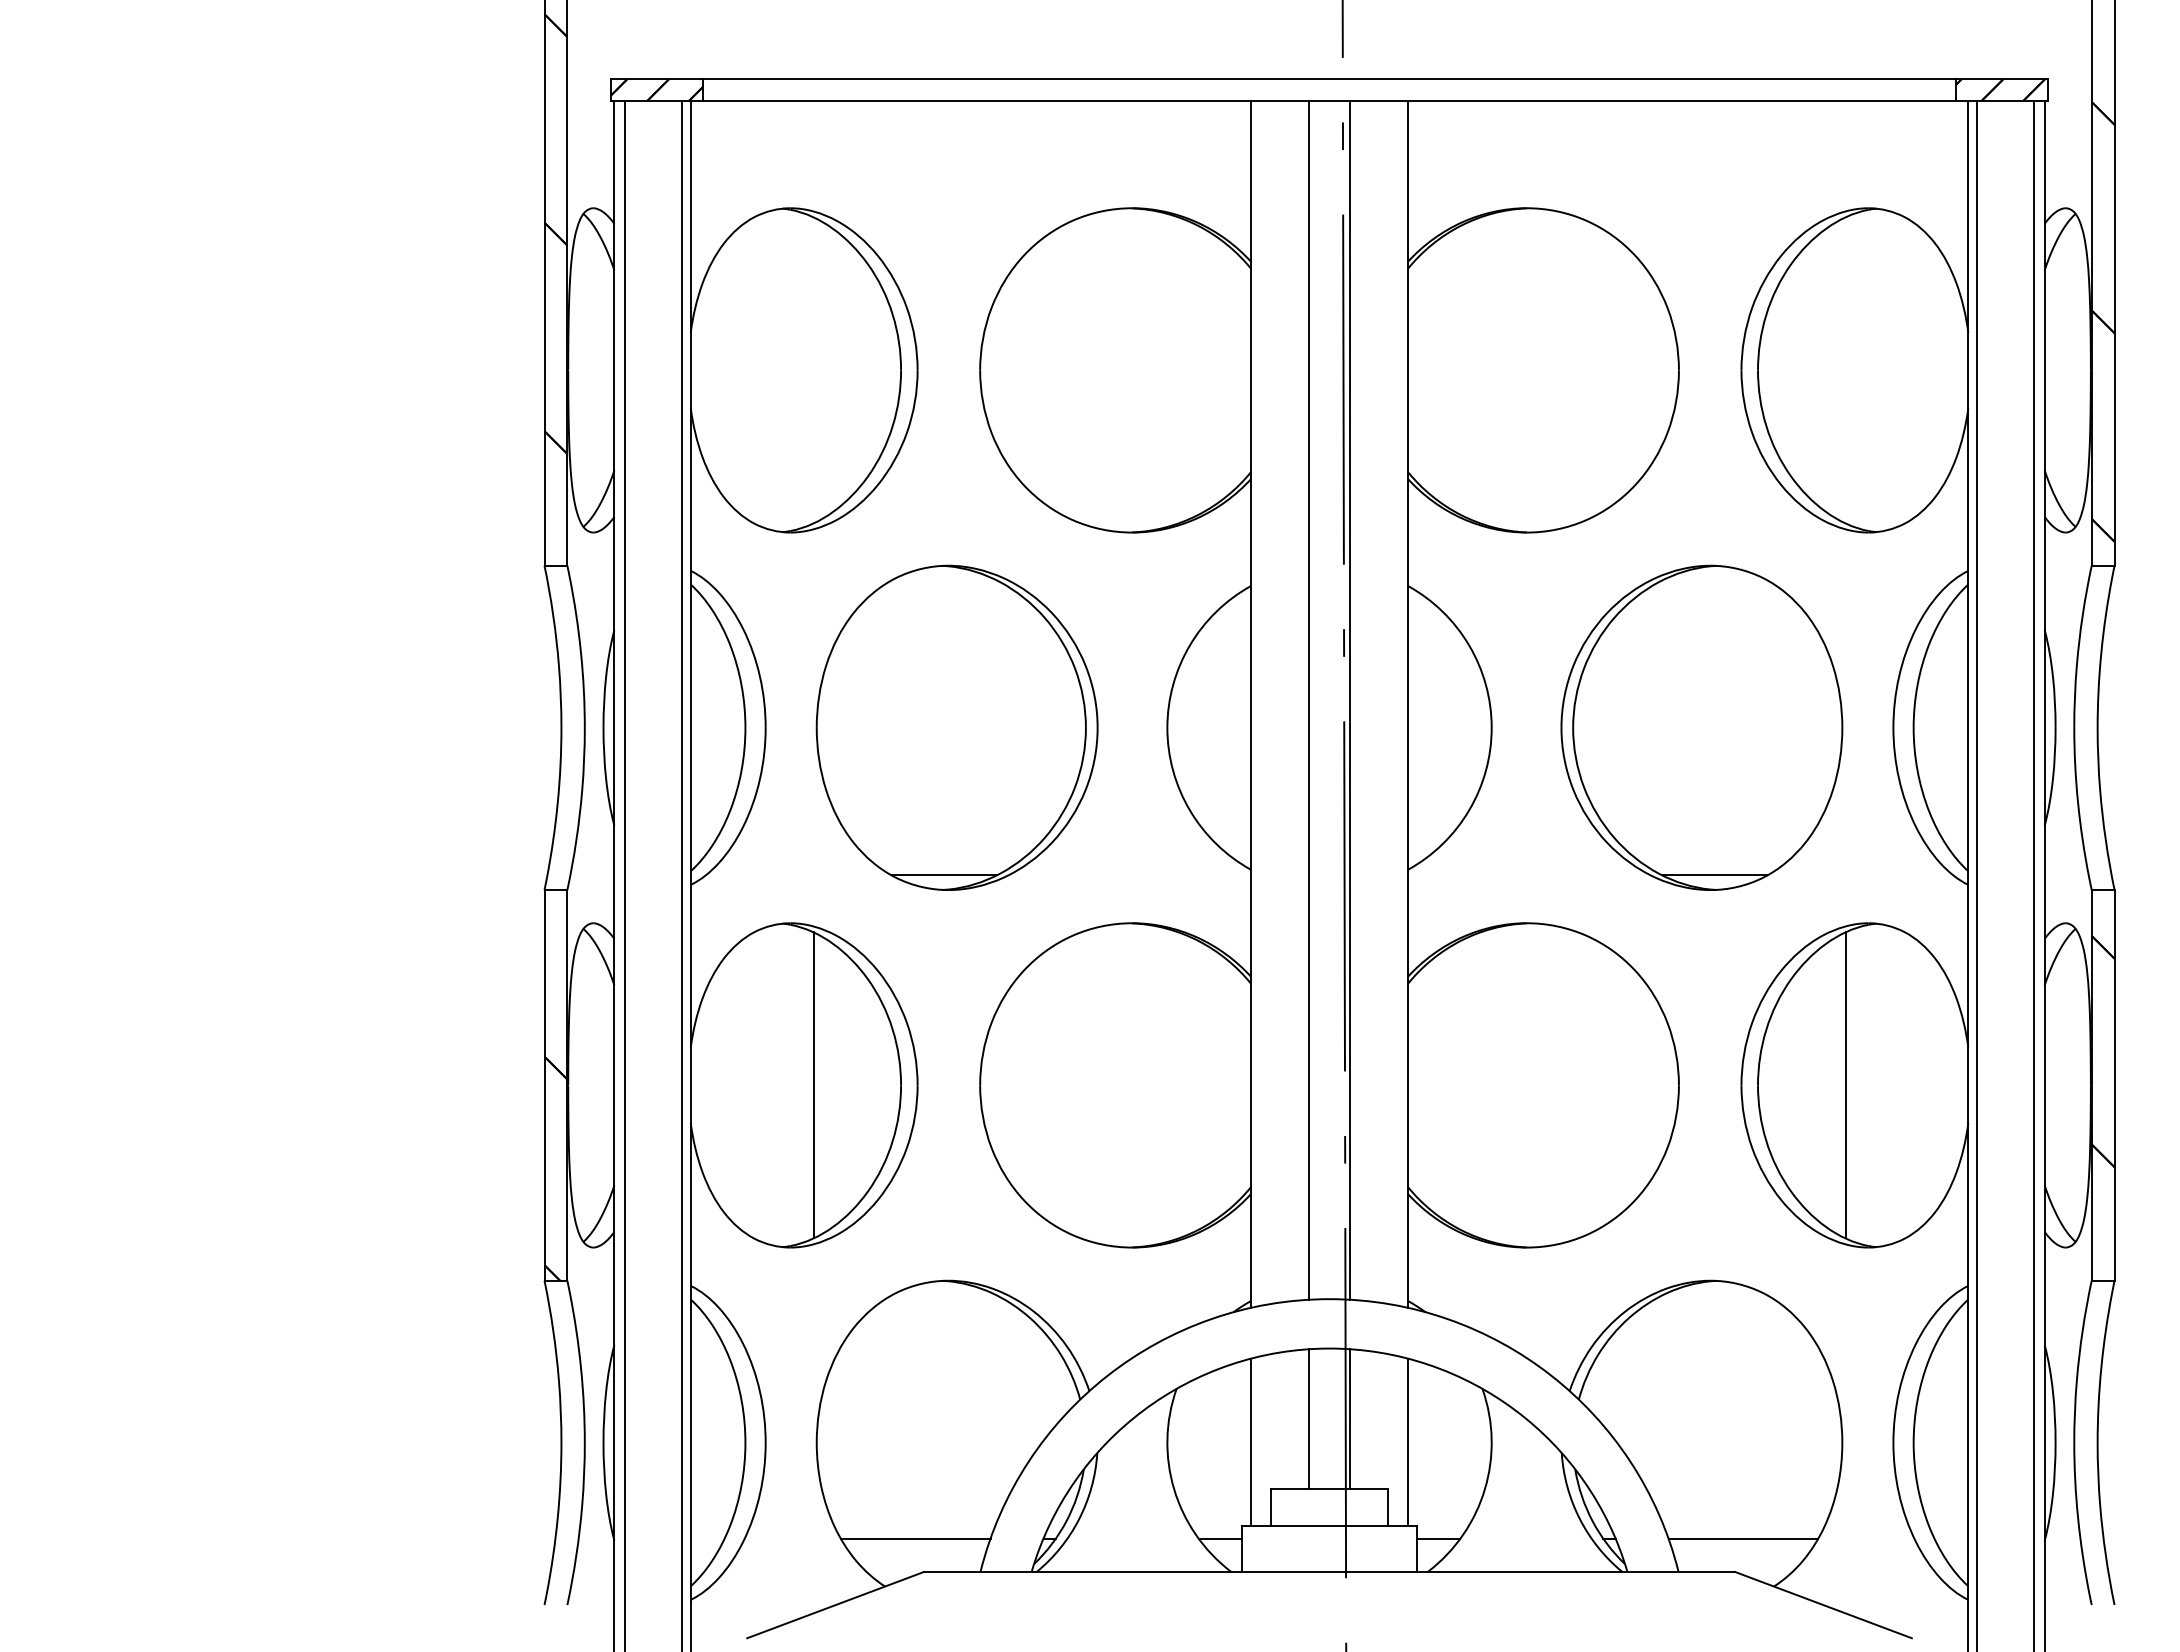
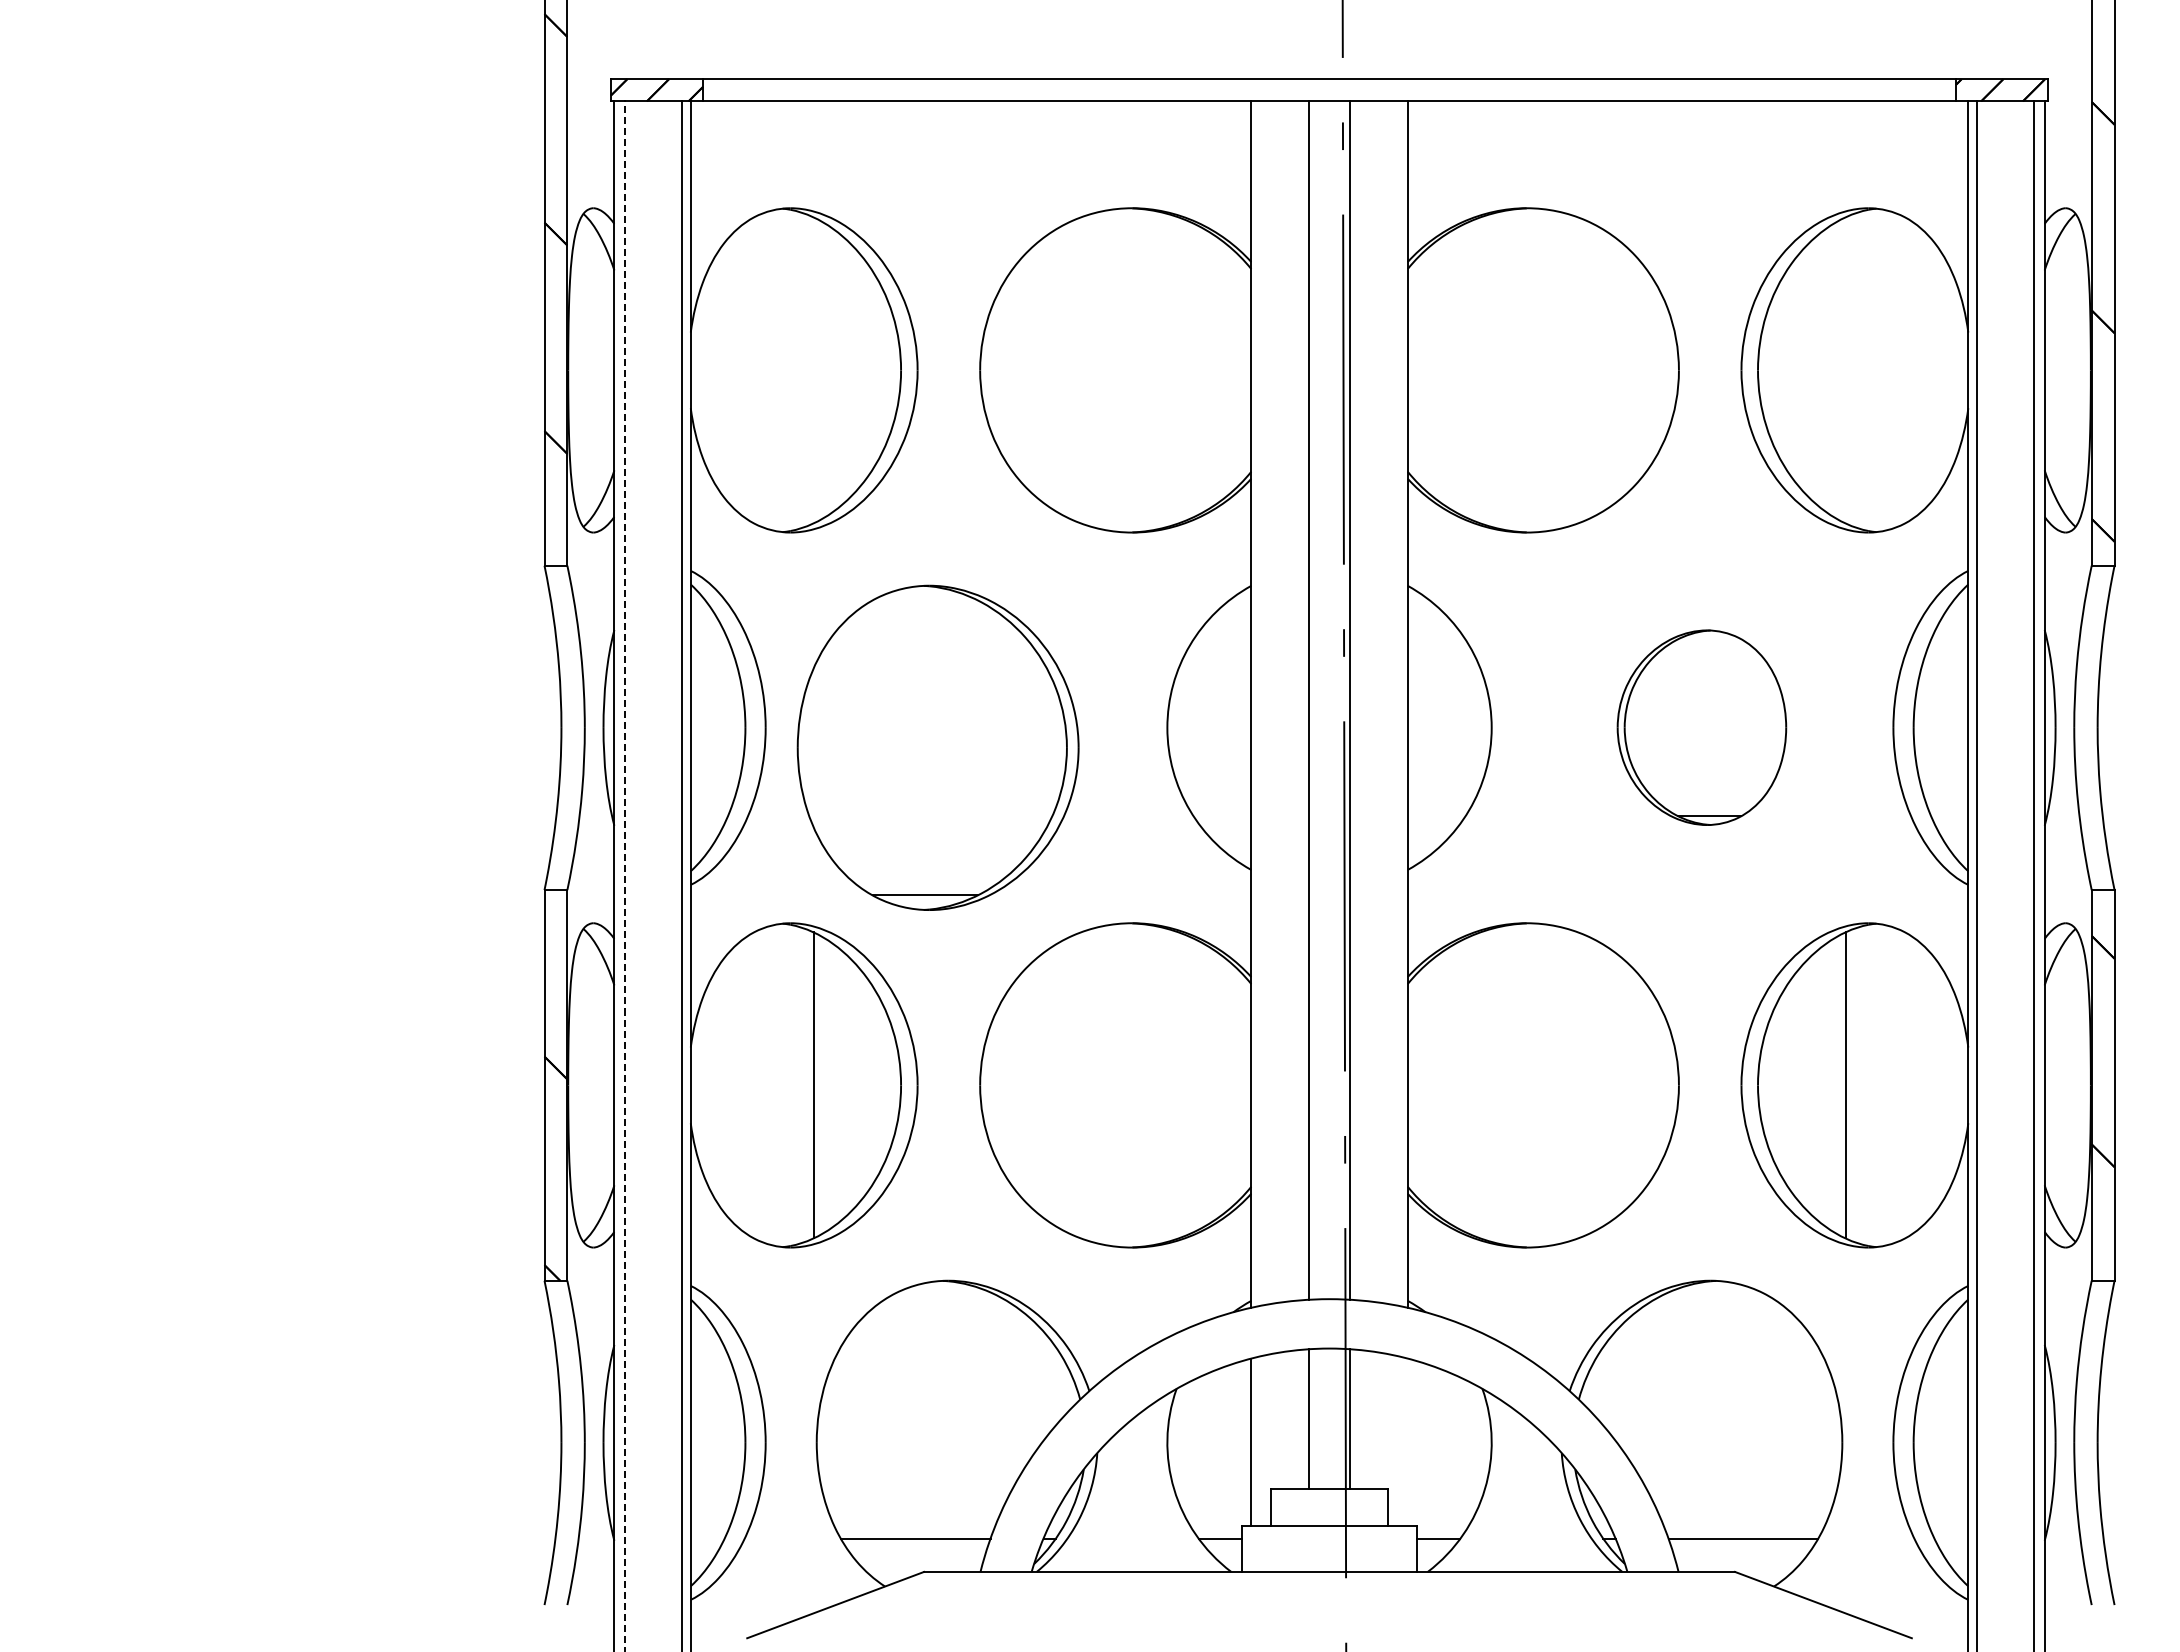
part position: (956, 727) -> (937, 747) (937, 747)
part size: 284x327 px -> 172x197 px (1701, 727)
line: solid -> dashed (624, 876)
line: present -> none (1407, 1442)
